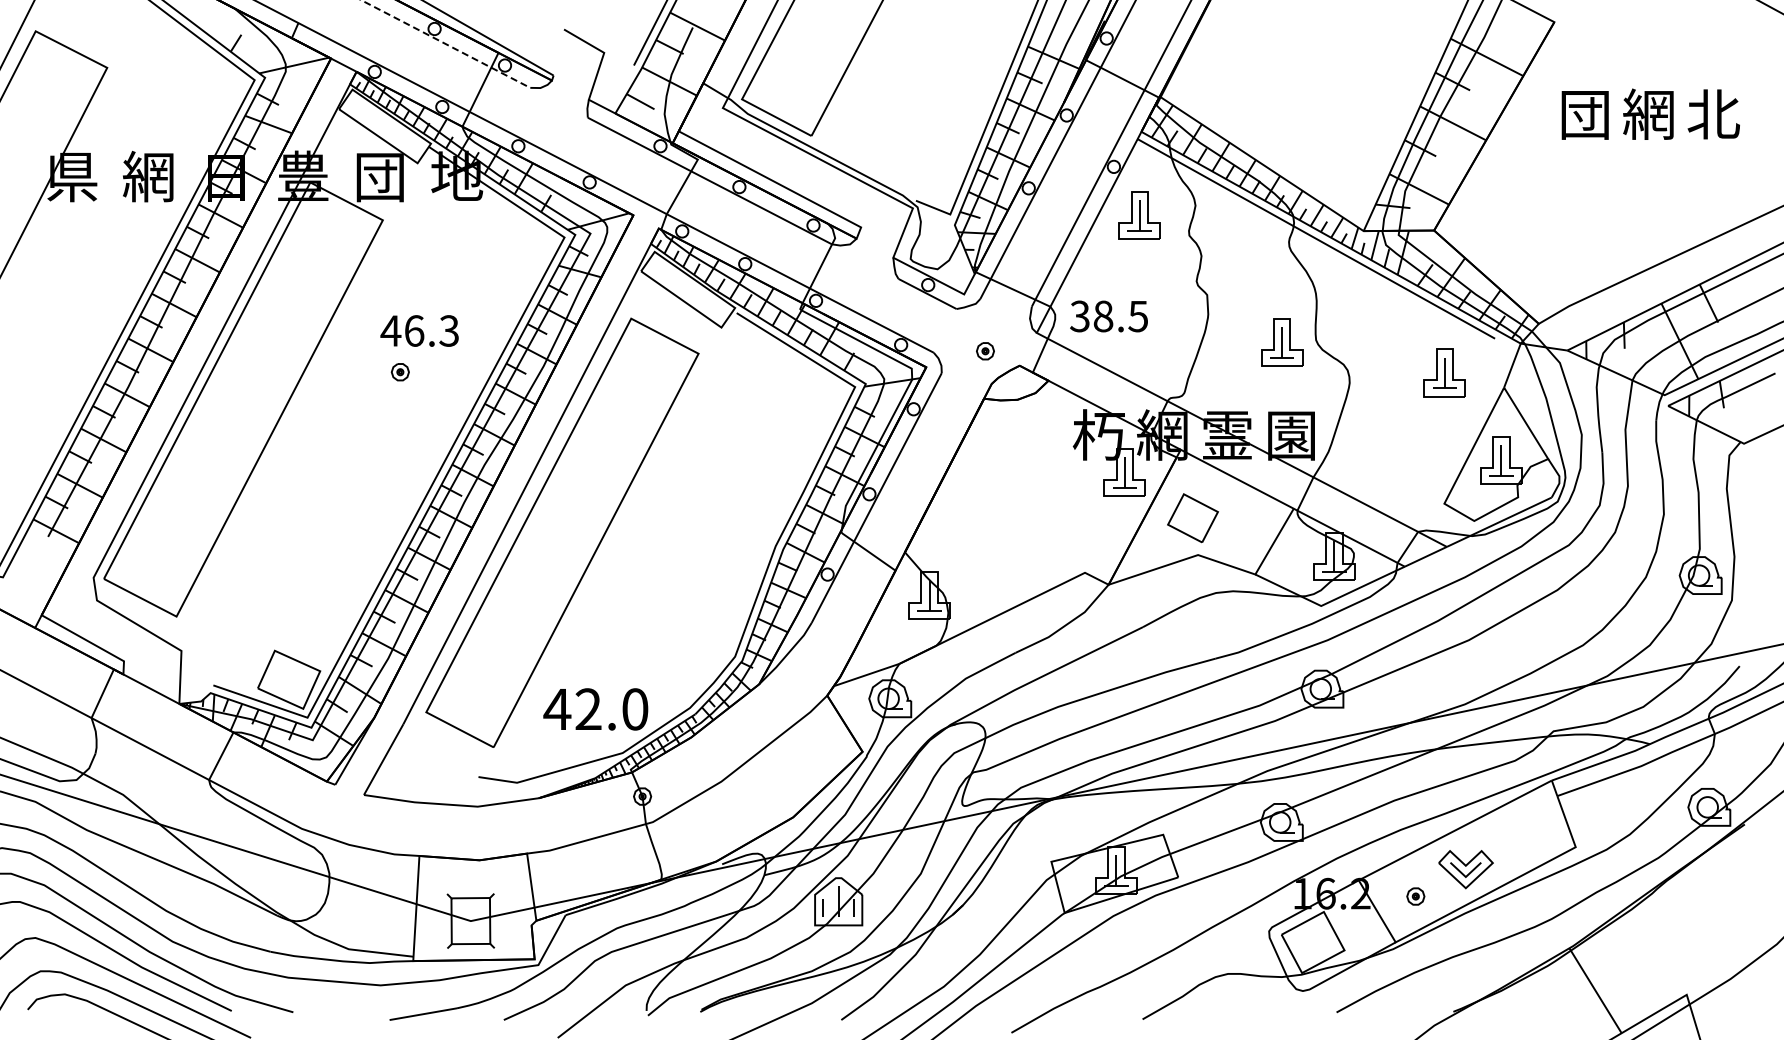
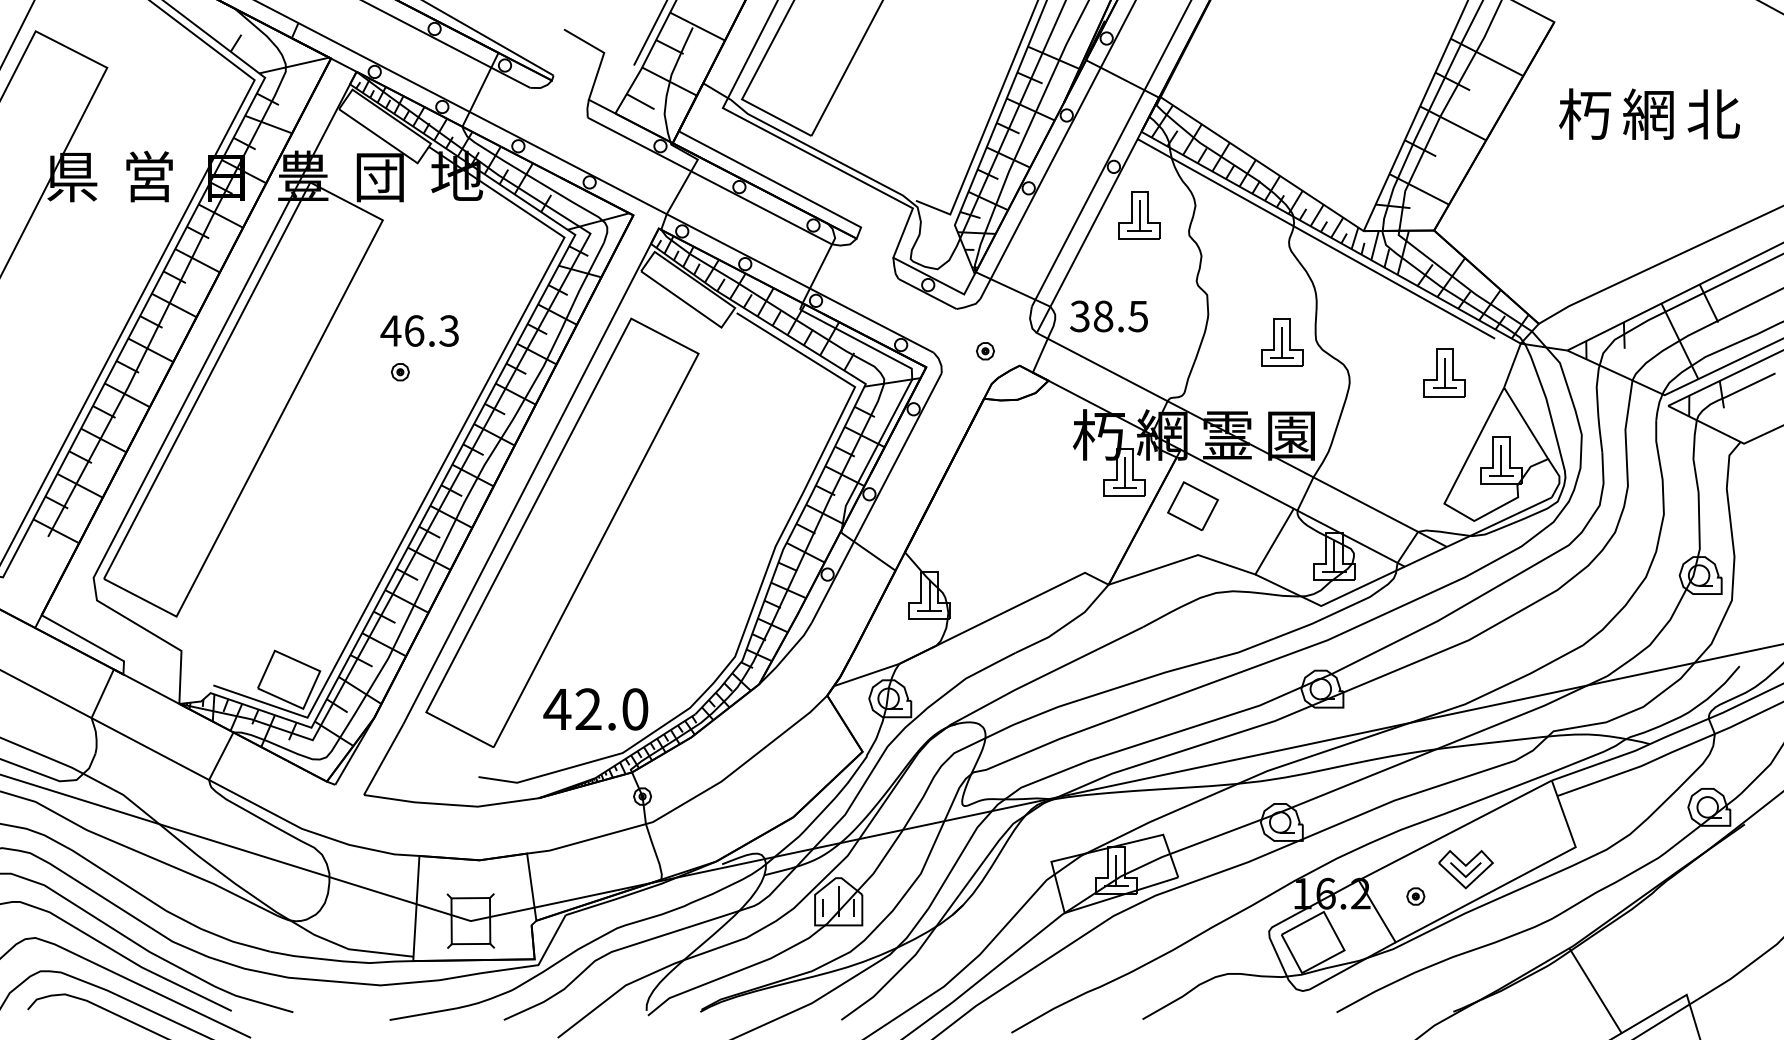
line: dashed -> solid (446, 44)
text: 団 -> 朽 (1585, 113)
text: 網 -> 営 (148, 176)
part position: (1192, 518) -> (1192, 506) (1192, 506)
